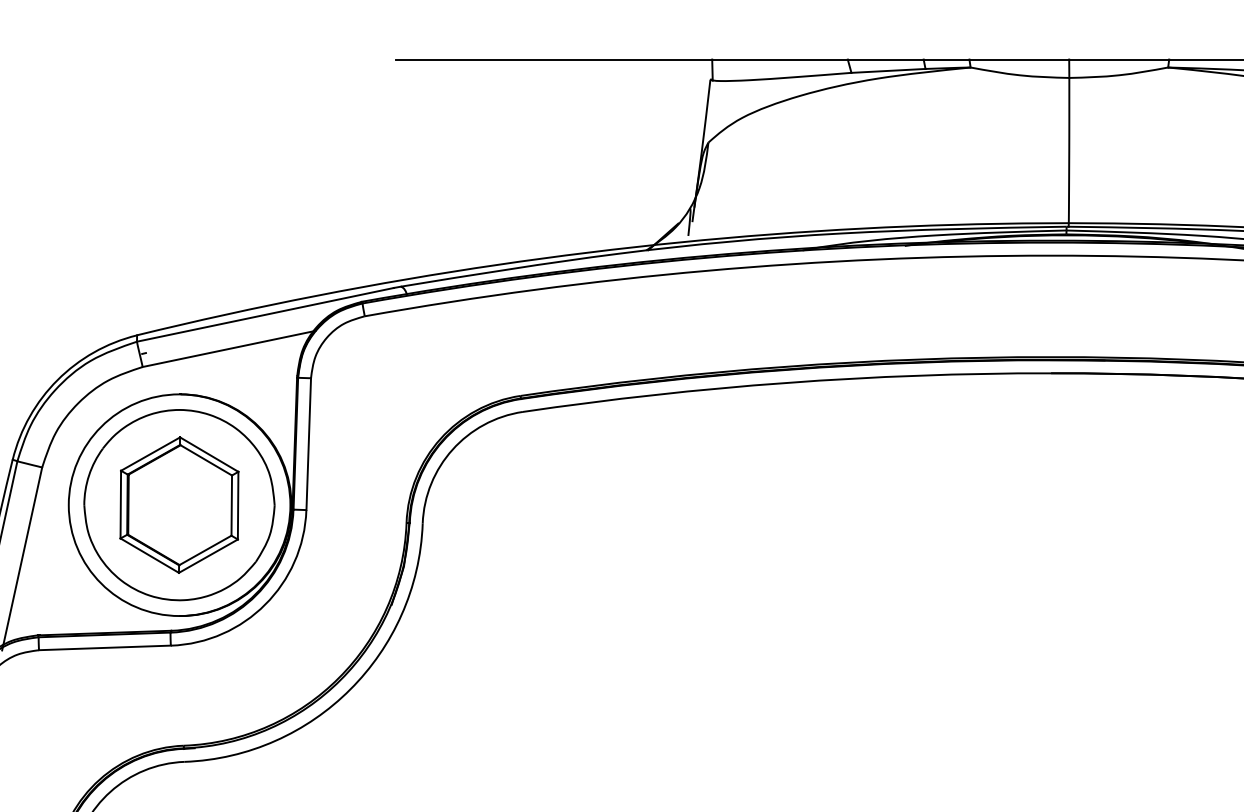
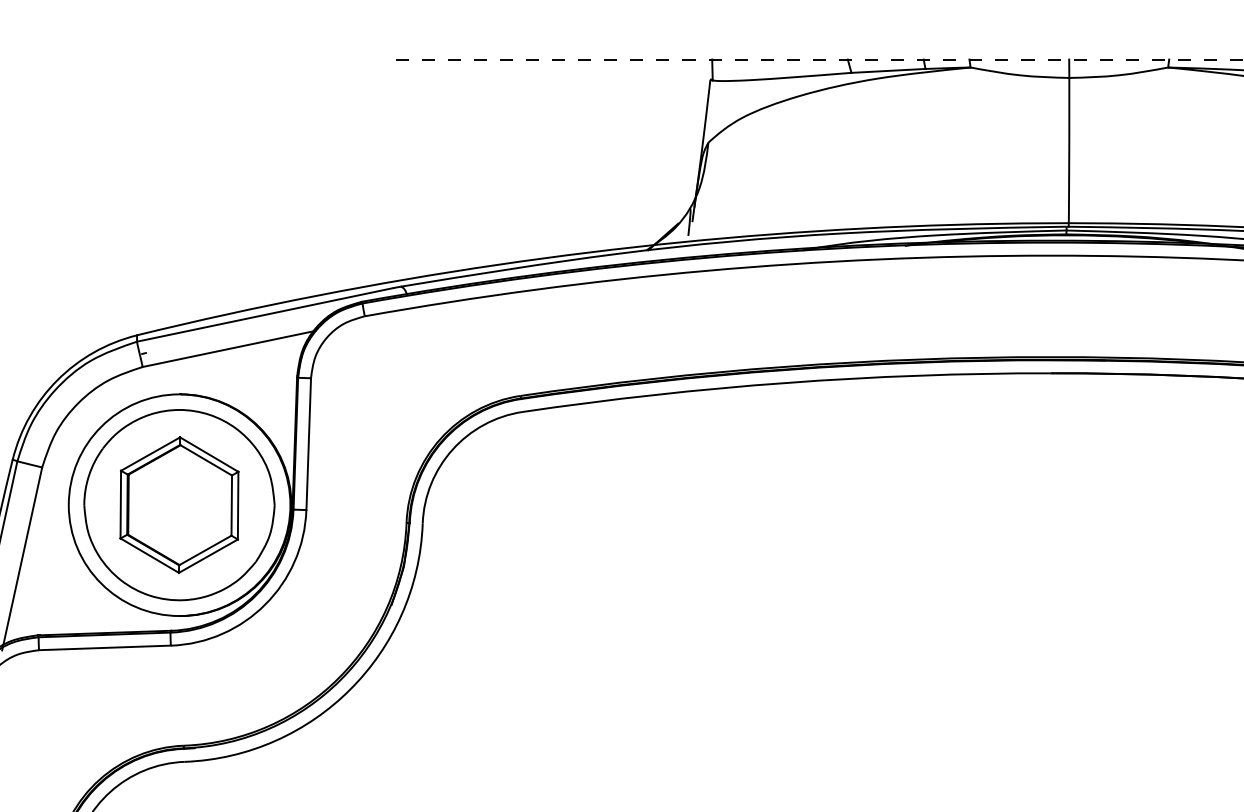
line: solid -> dashed (819, 59)
